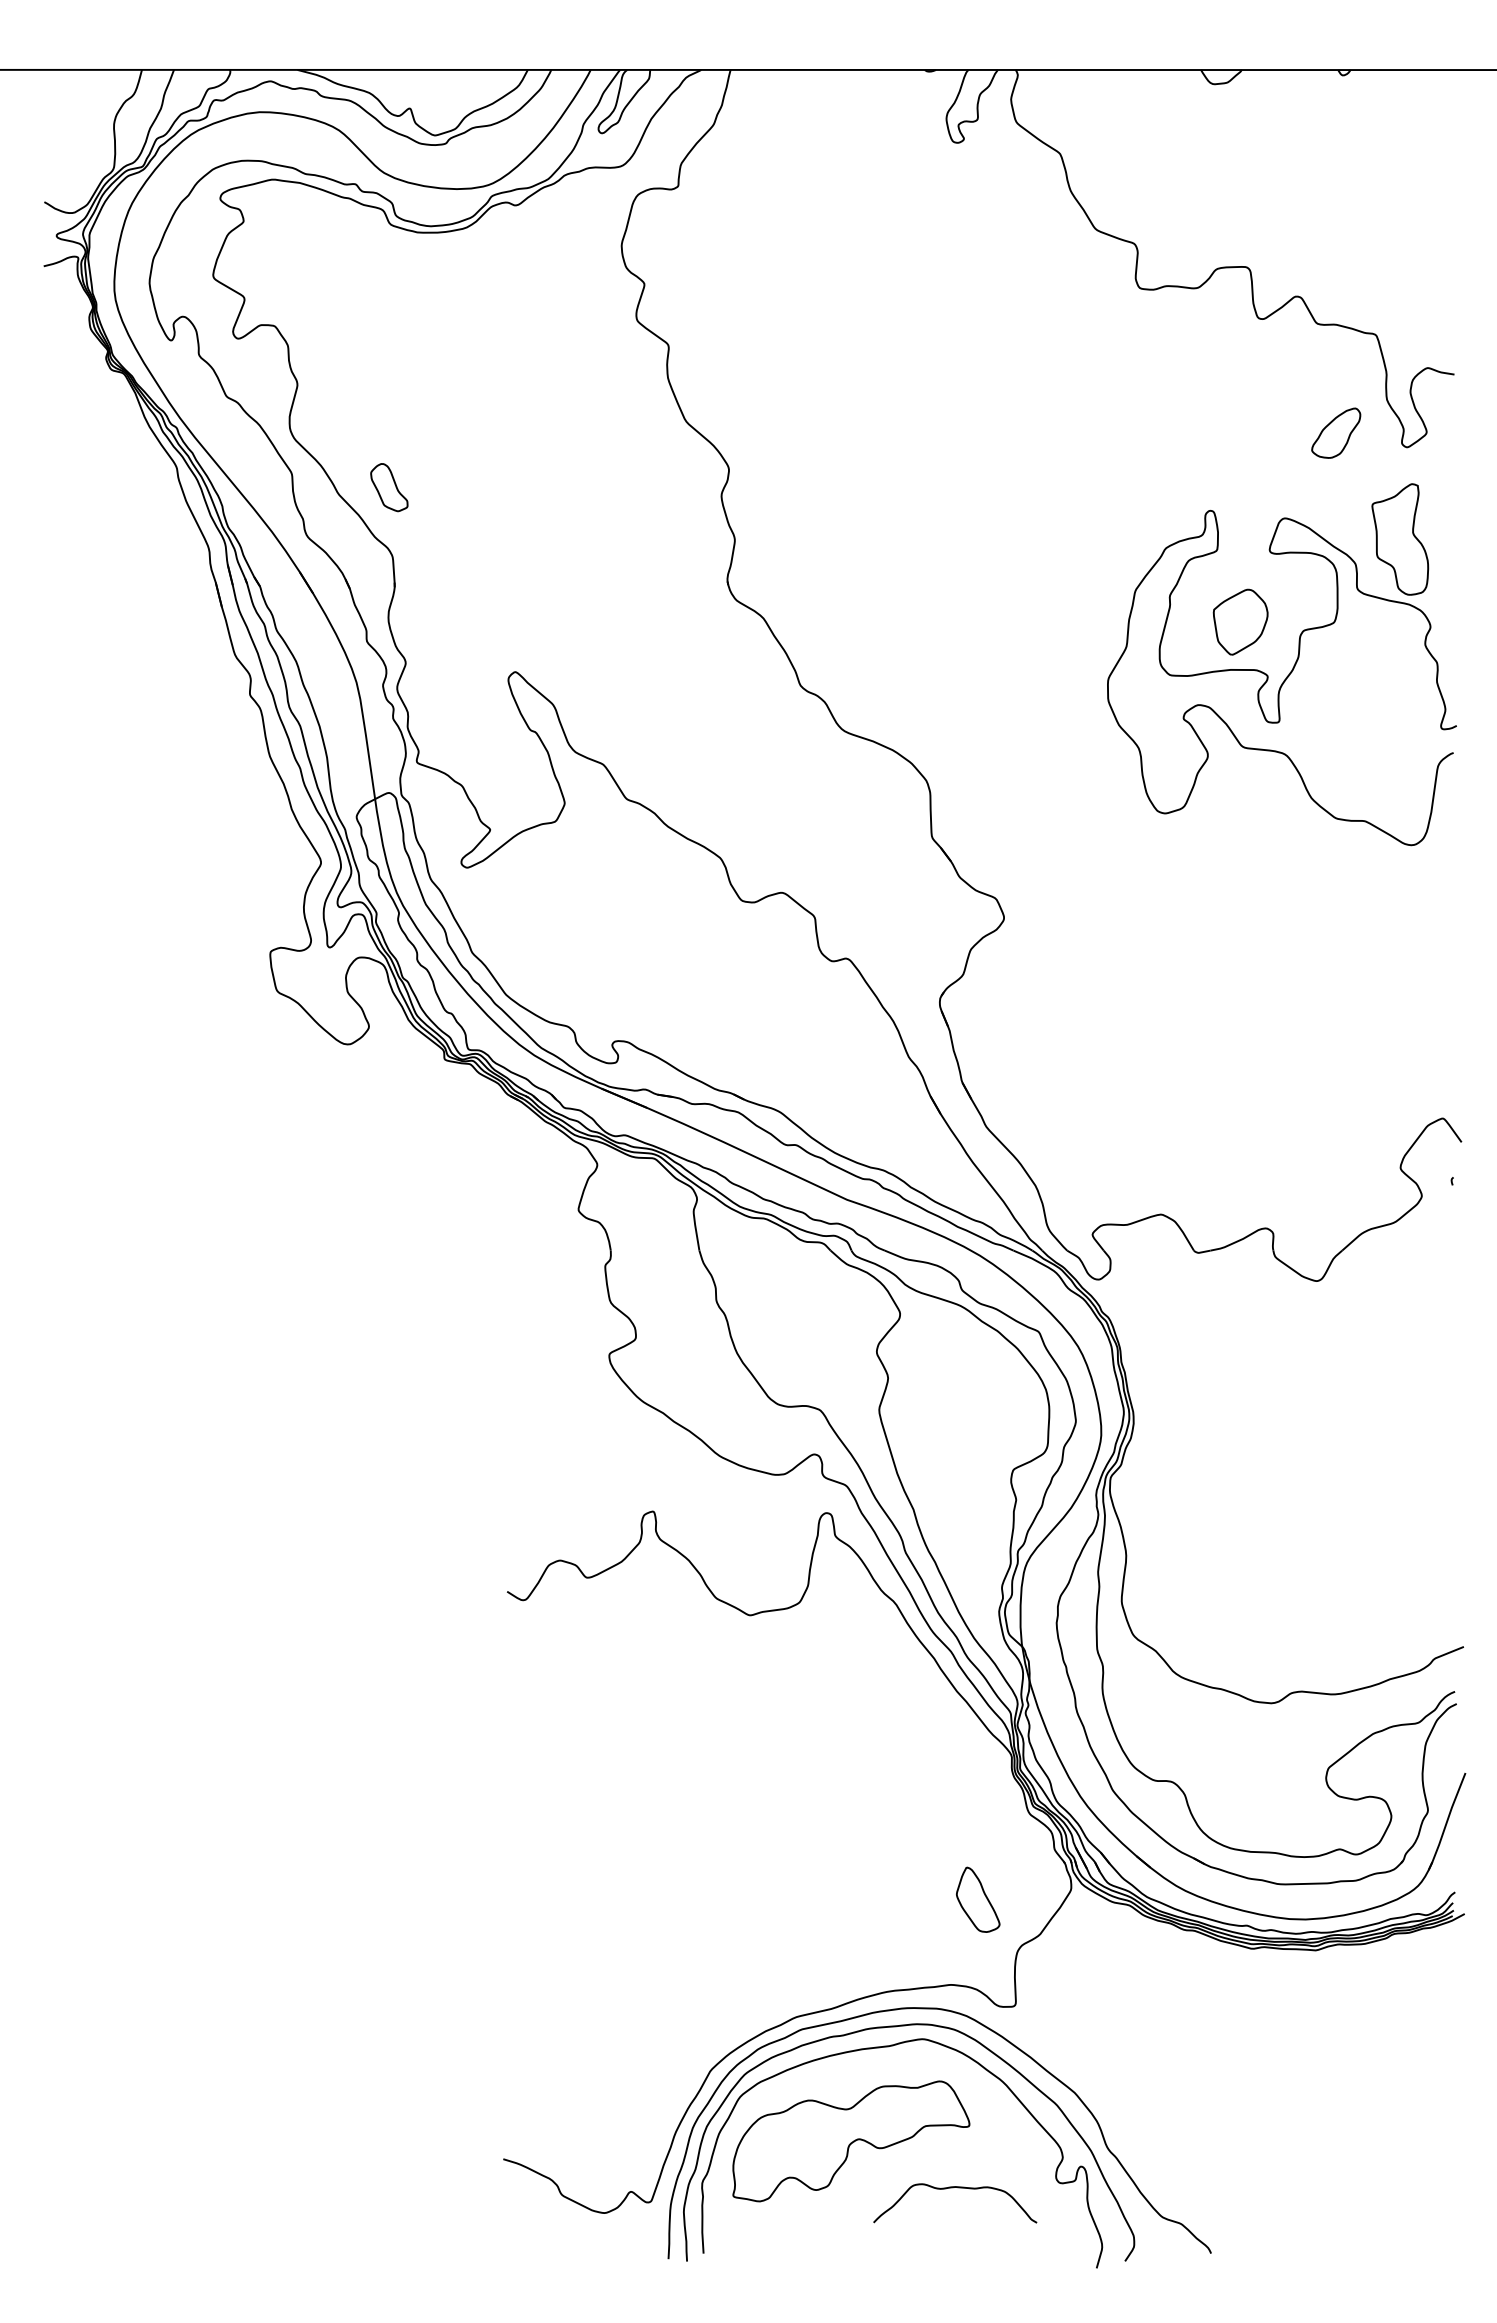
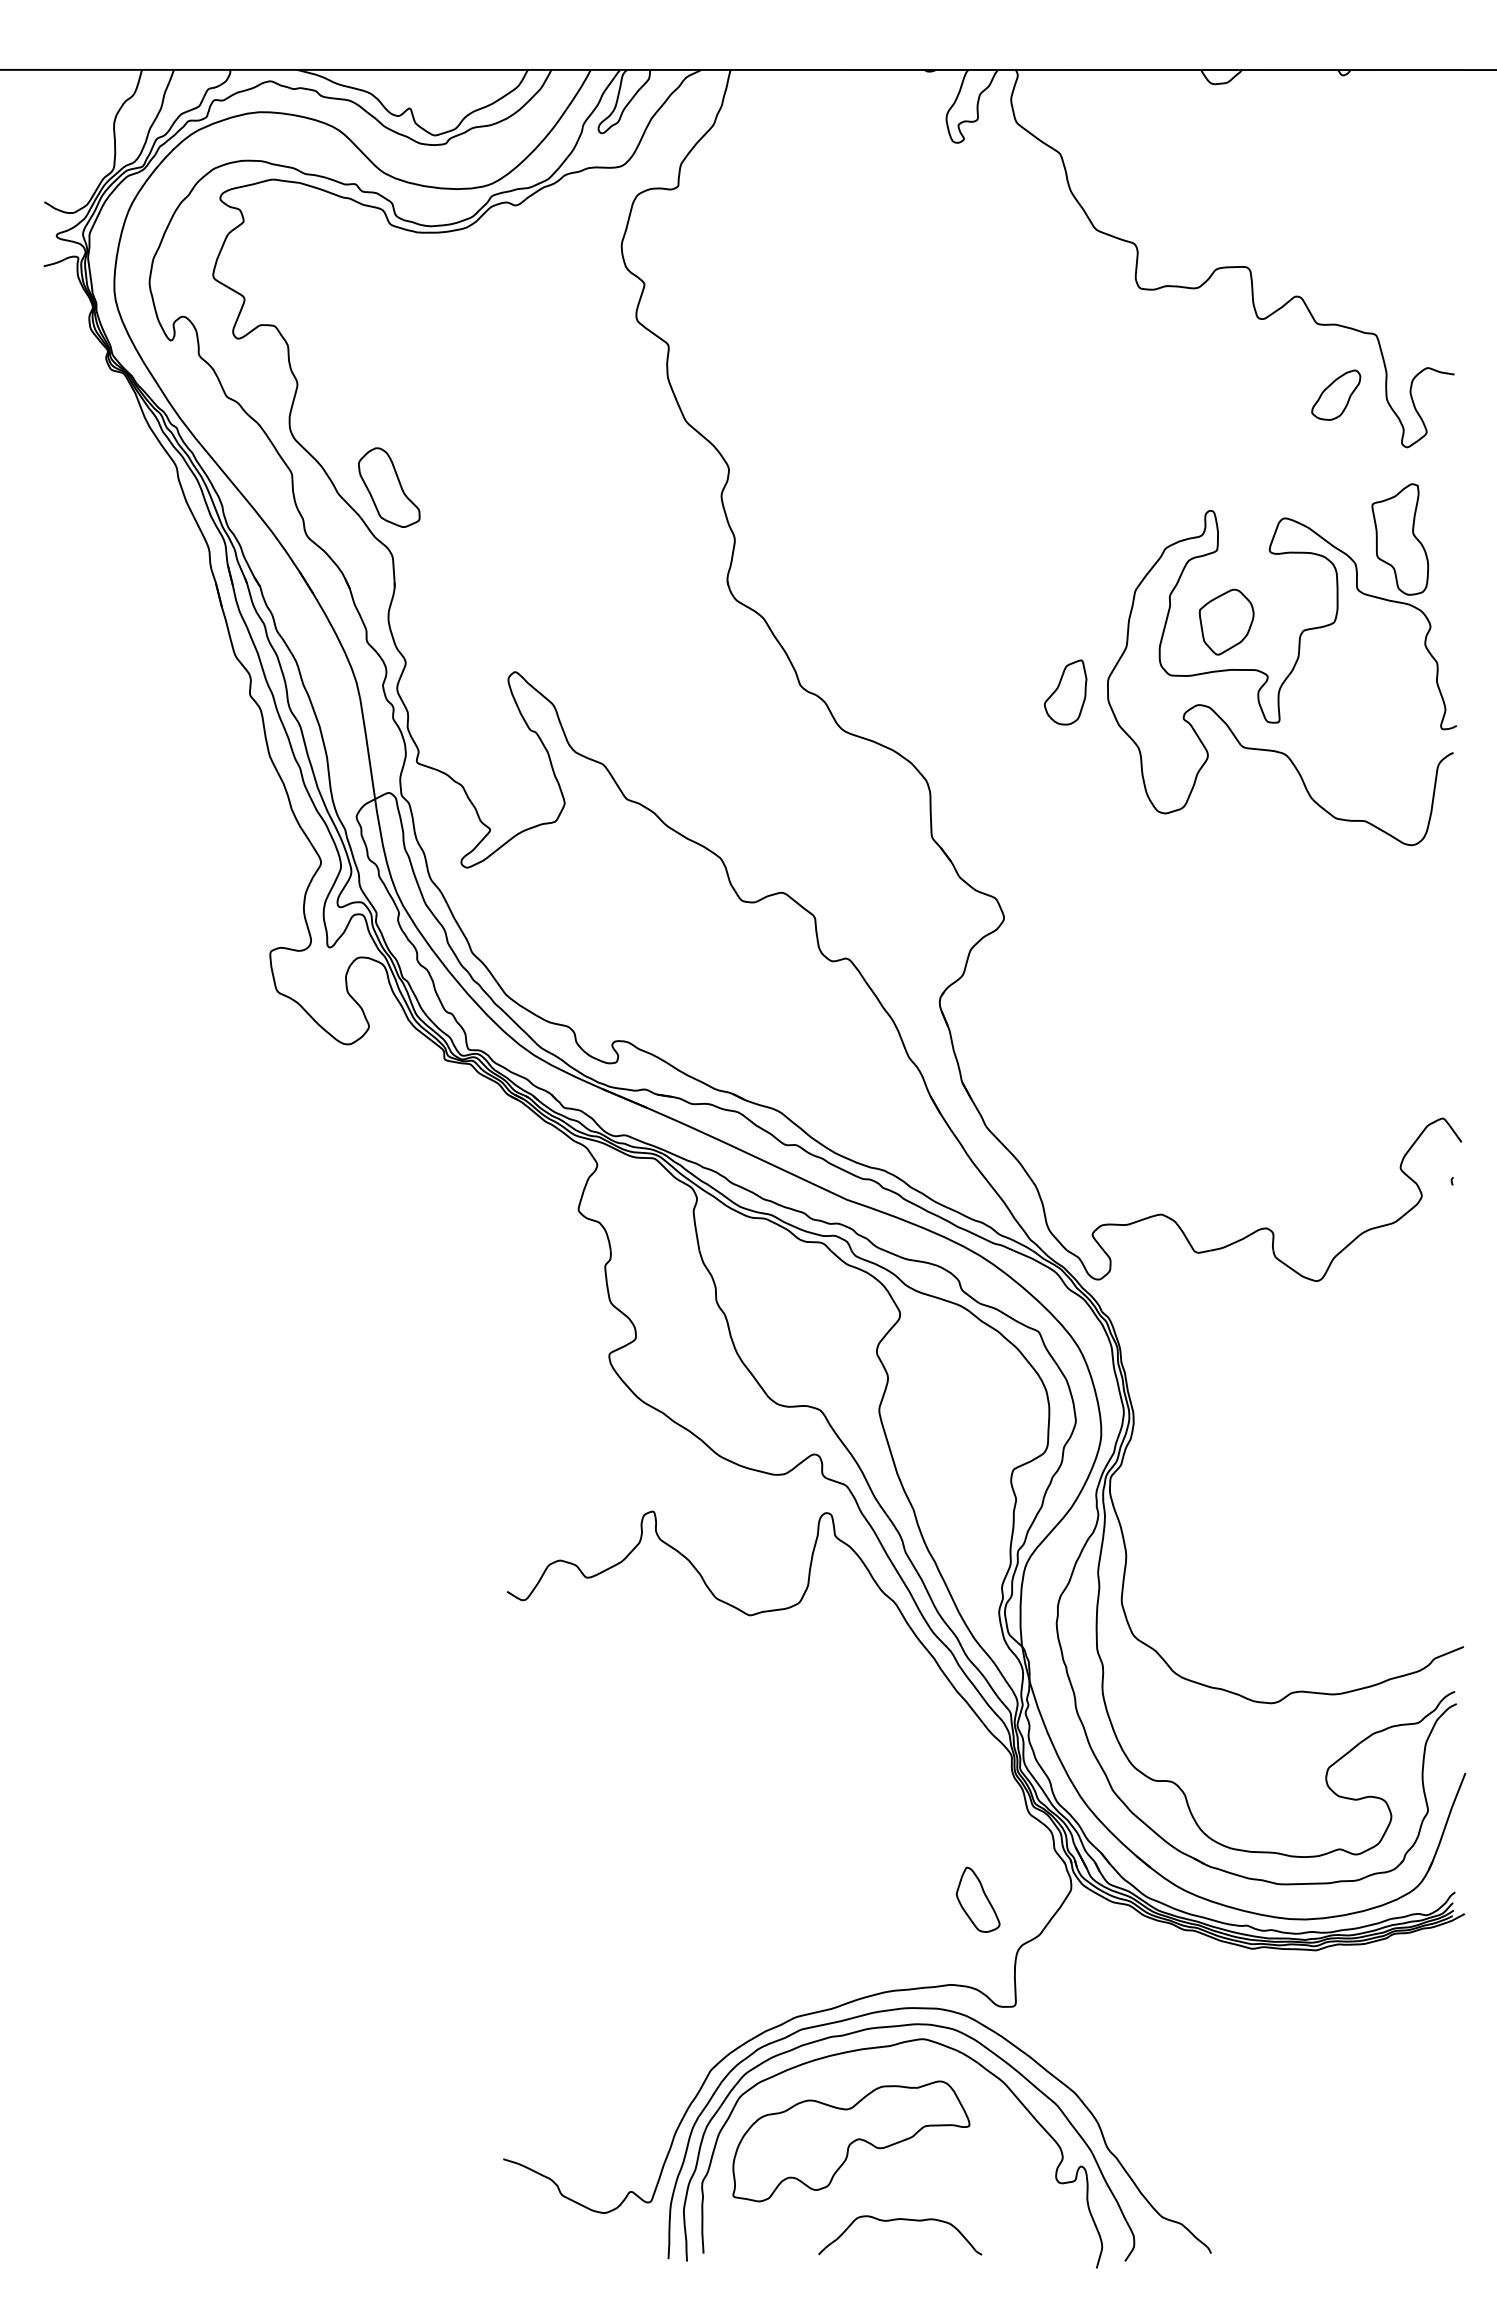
part position: (1336, 432) -> (1336, 394) (1336, 394)
part size: 39x50 px -> 63x81 px (389, 487)
part position: (1240, 621) -> (1226, 621) (1226, 621)
part: none -> present (1065, 692)
curve position: (953, 2188) -> (898, 2220) (898, 2220)
